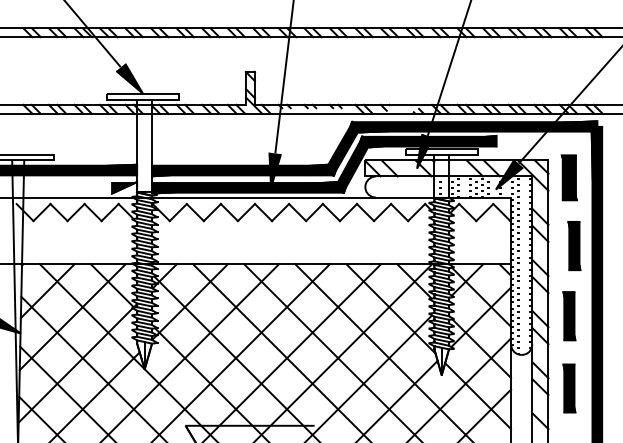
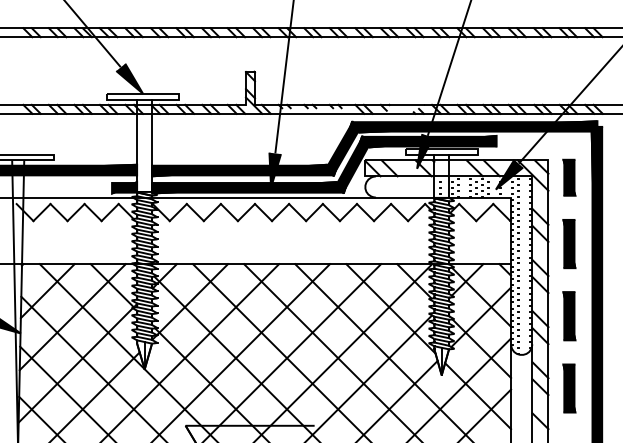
part size: 18x48 px -> 15x39 px (569, 177)
fill: none -> present (124, 187)
part position: (574, 246) -> (569, 244) (569, 244)
